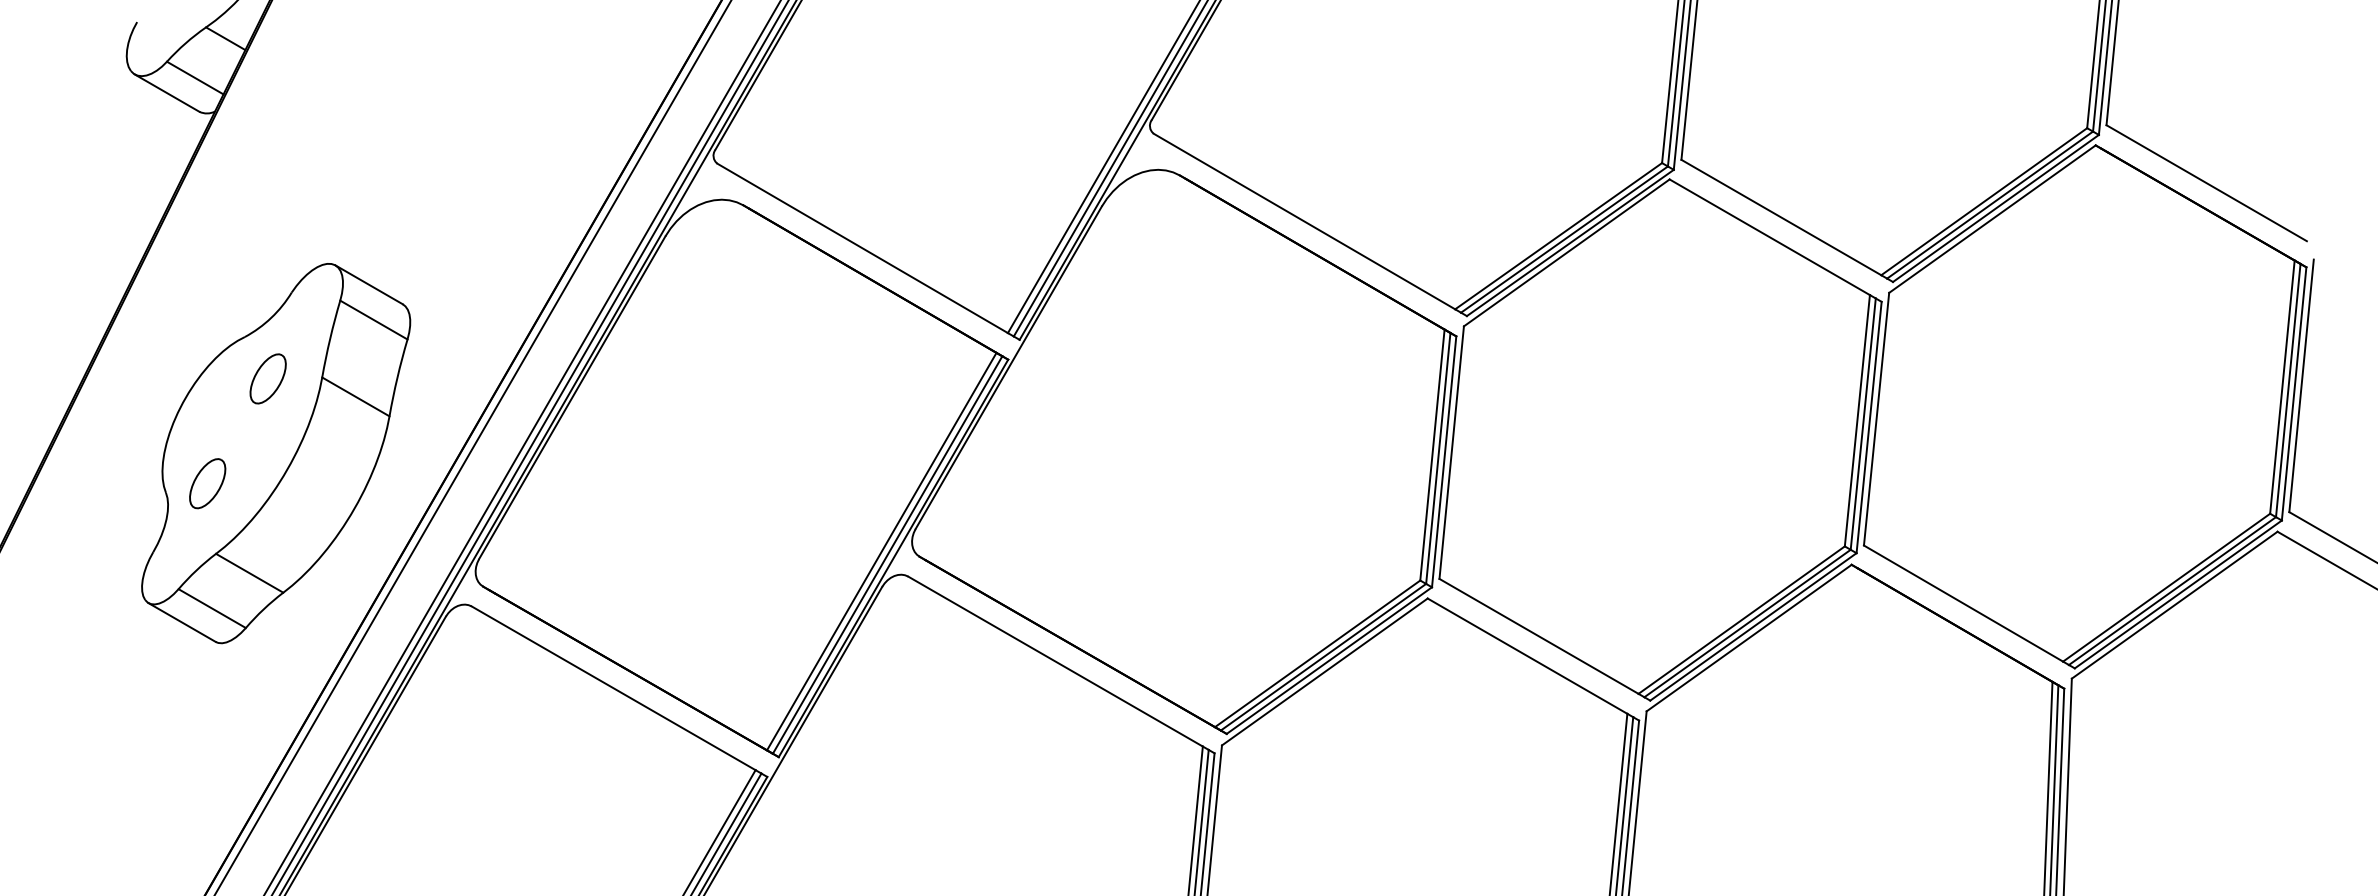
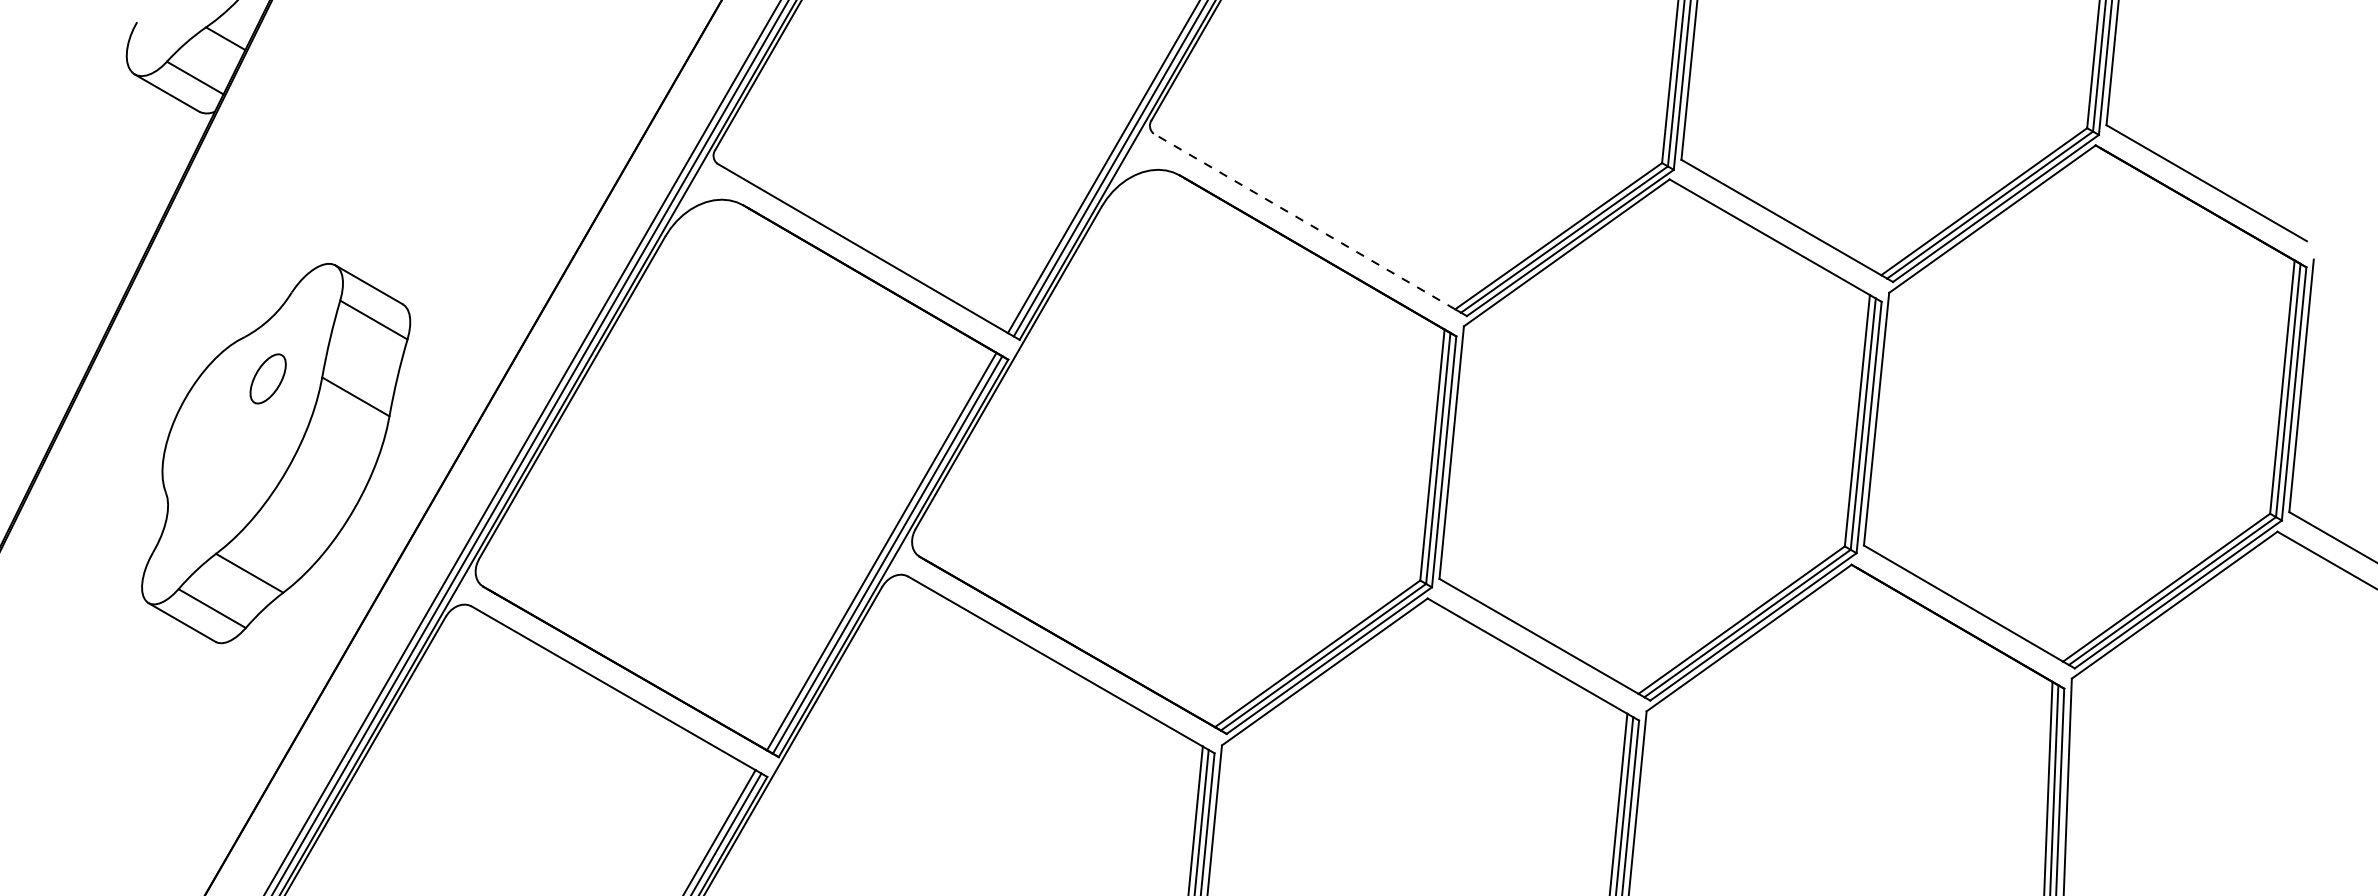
line: solid -> dashed (1304, 221)
line: present -> none (473, 447)
part: present -> none (207, 483)
